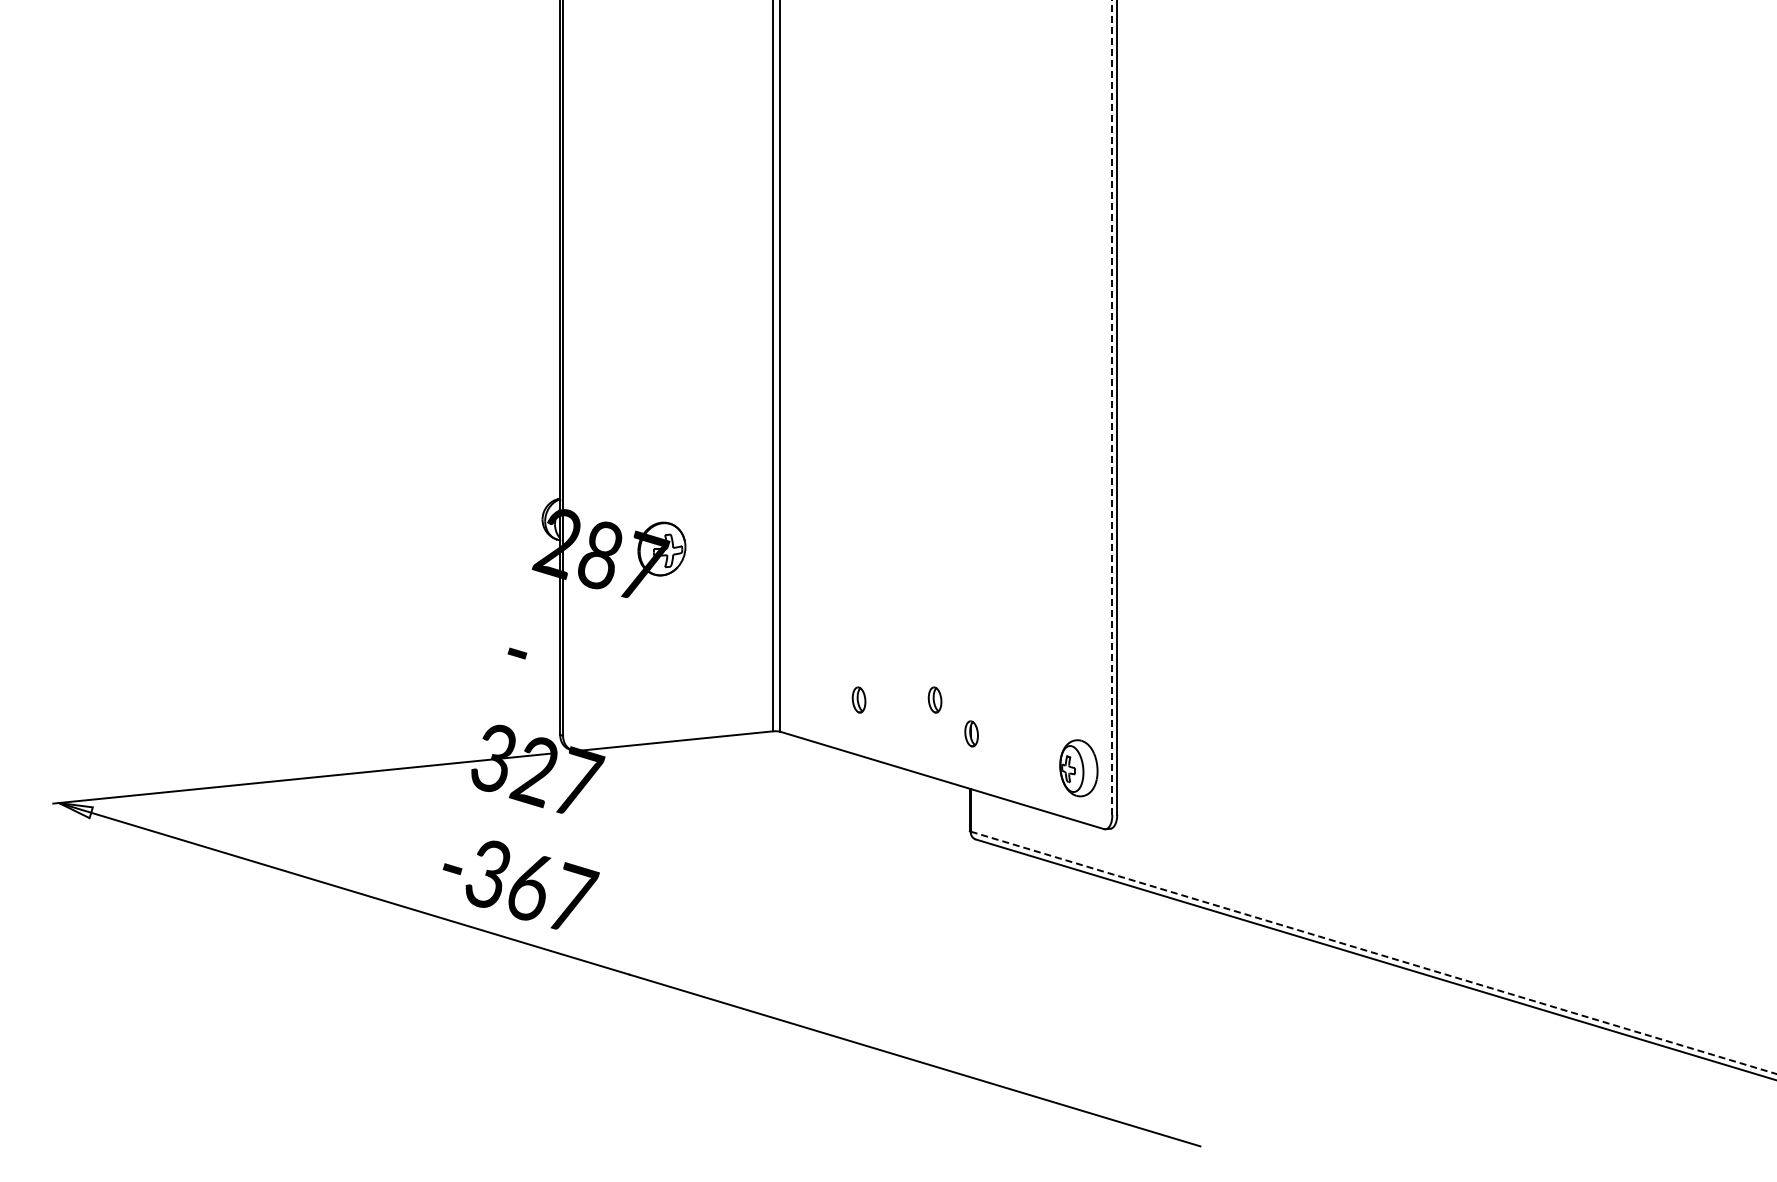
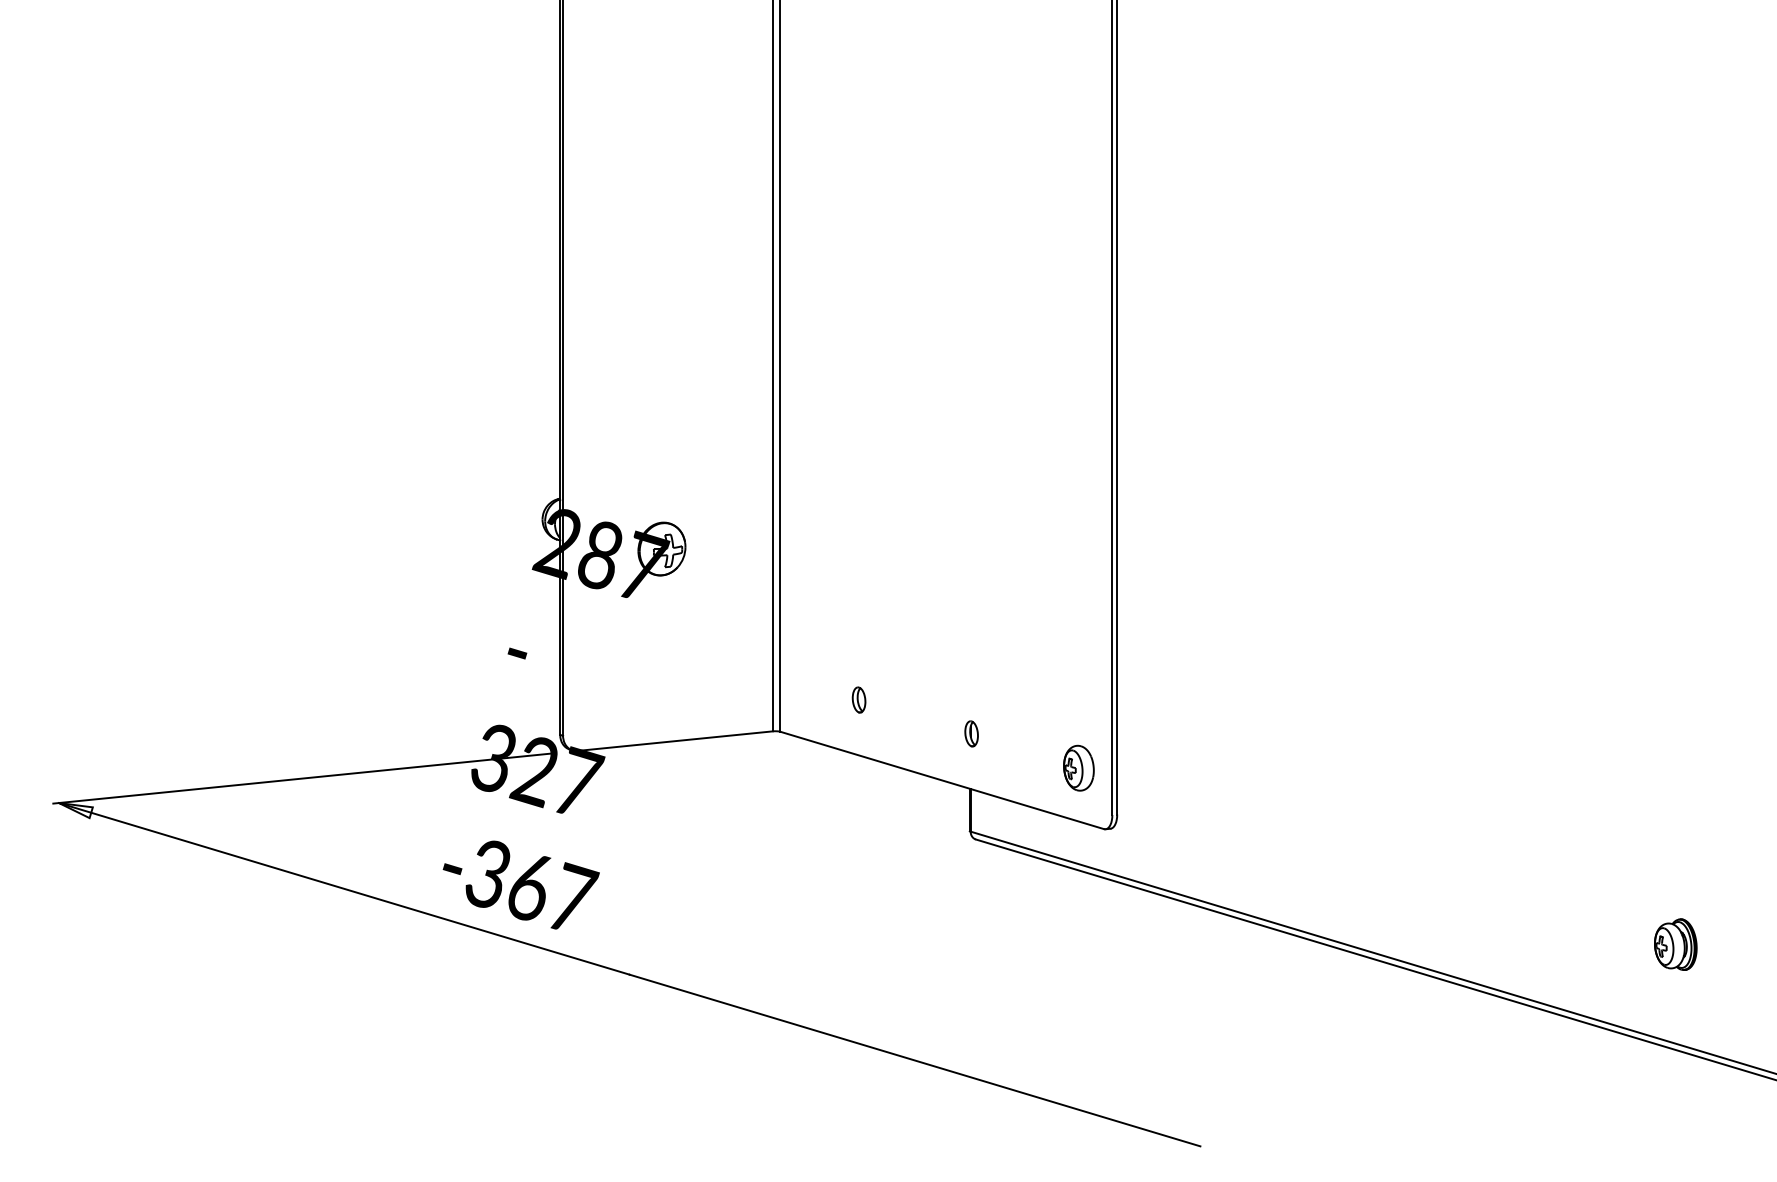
line: dashed -> solid (1112, 407)
part: present -> none (934, 699)
part size: 40x59 px -> 32x48 px (1078, 767)
part: none -> present (1675, 944)
line: dashed -> solid (1373, 952)
